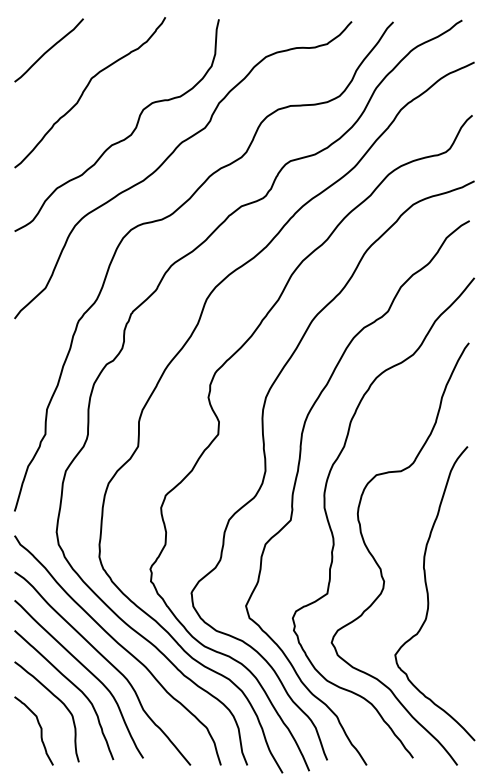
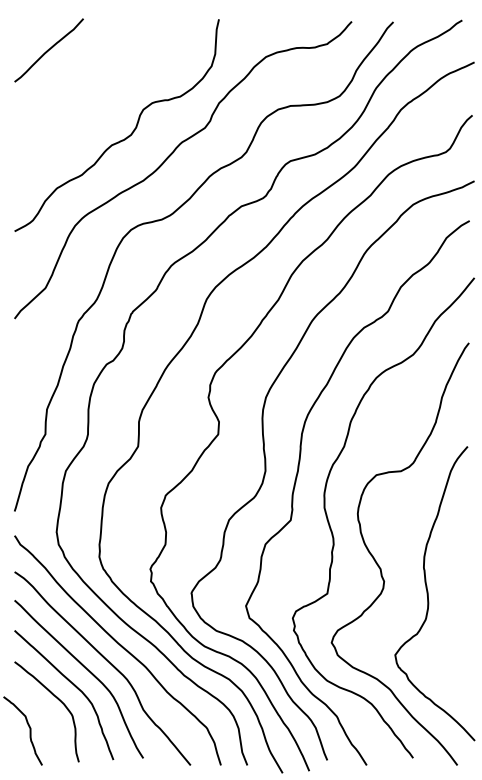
curve: present -> none (86, 89)
curve position: (40, 730) -> (29, 730) (29, 730)
